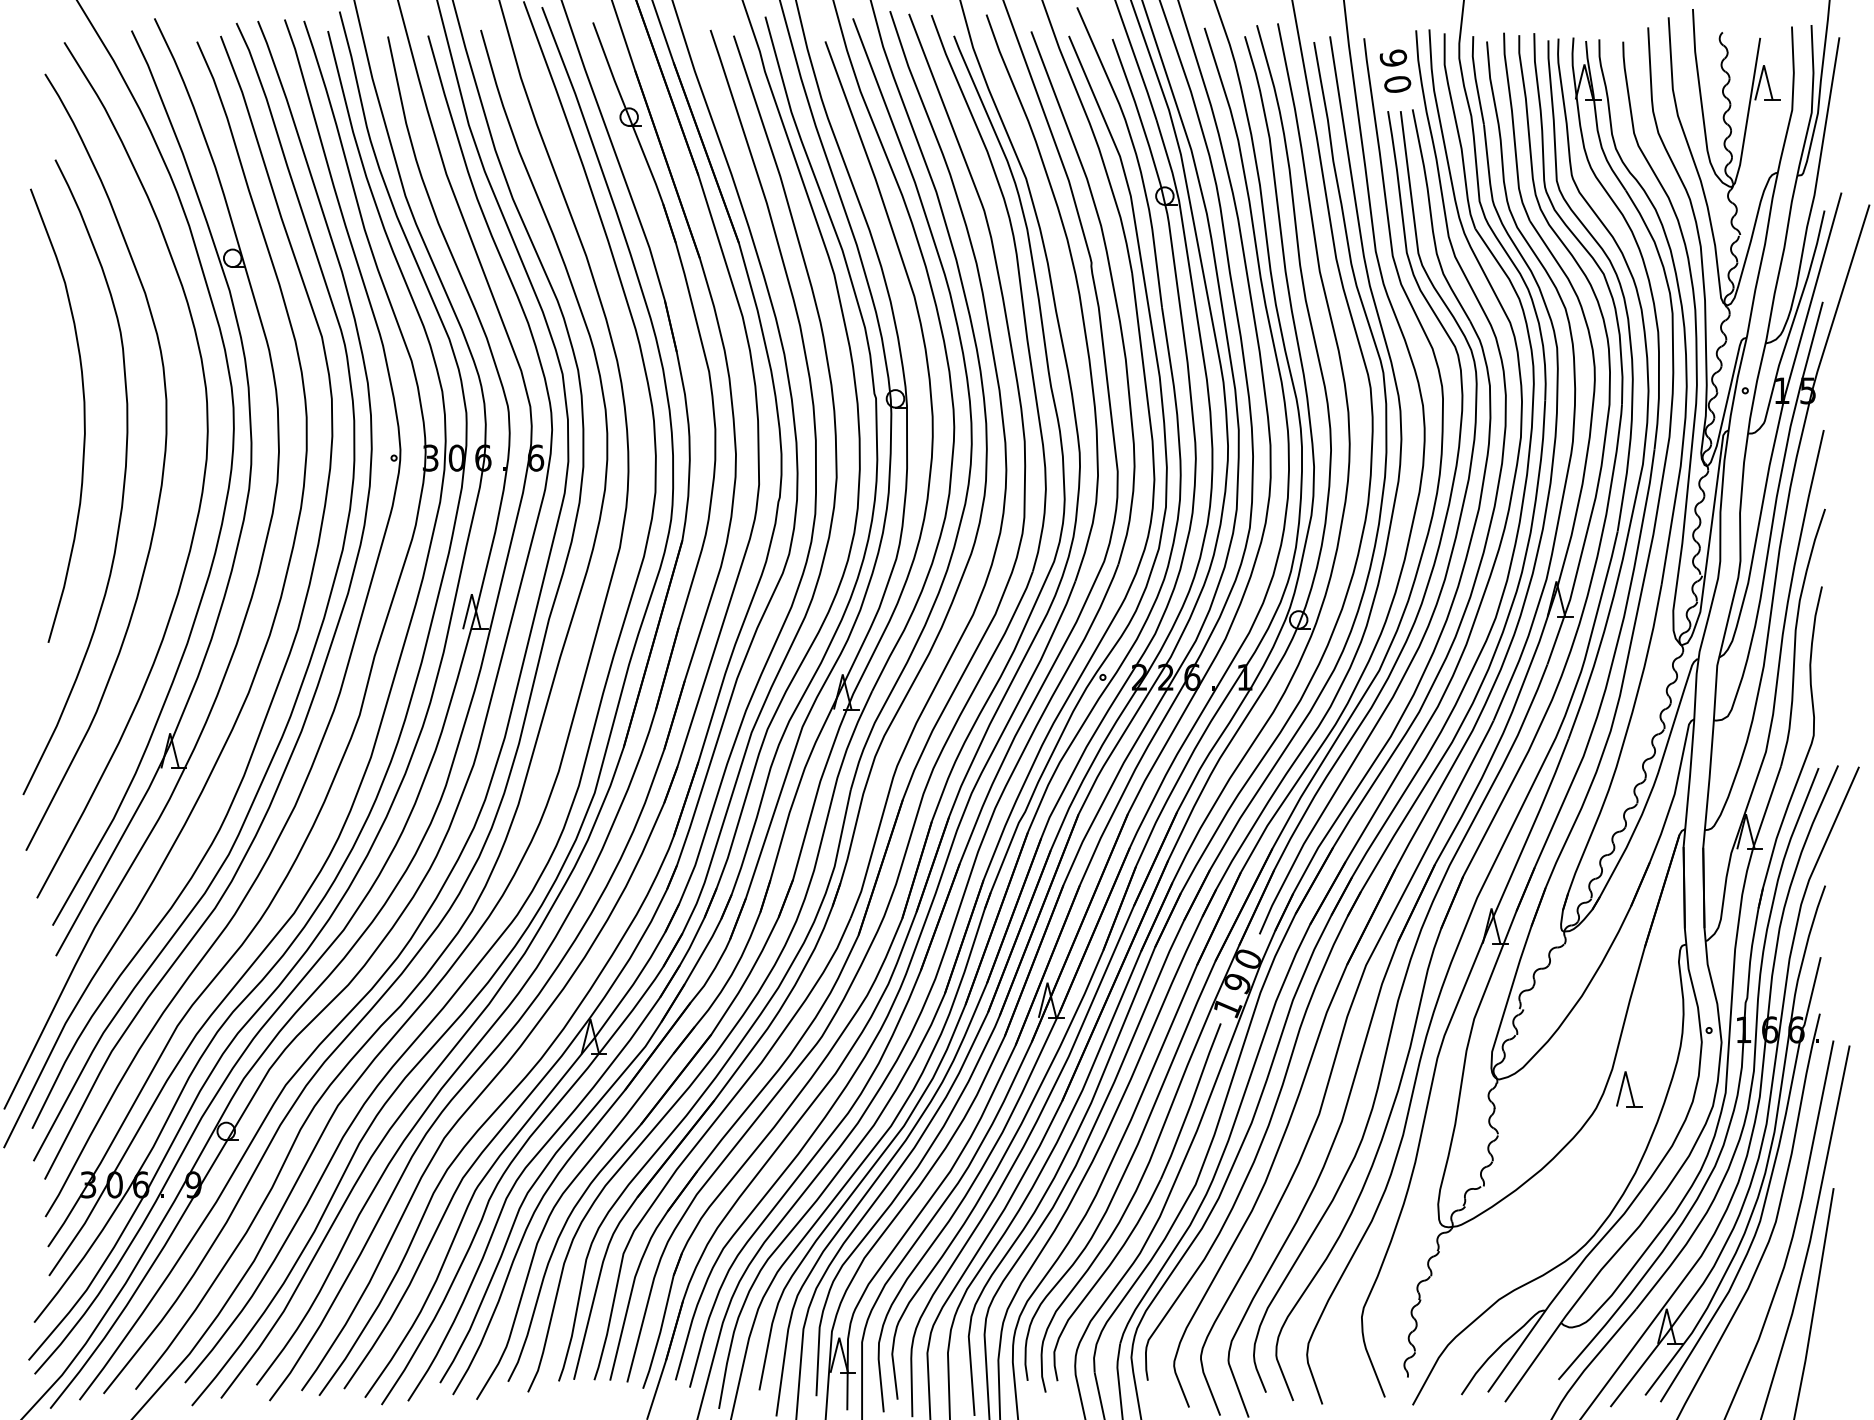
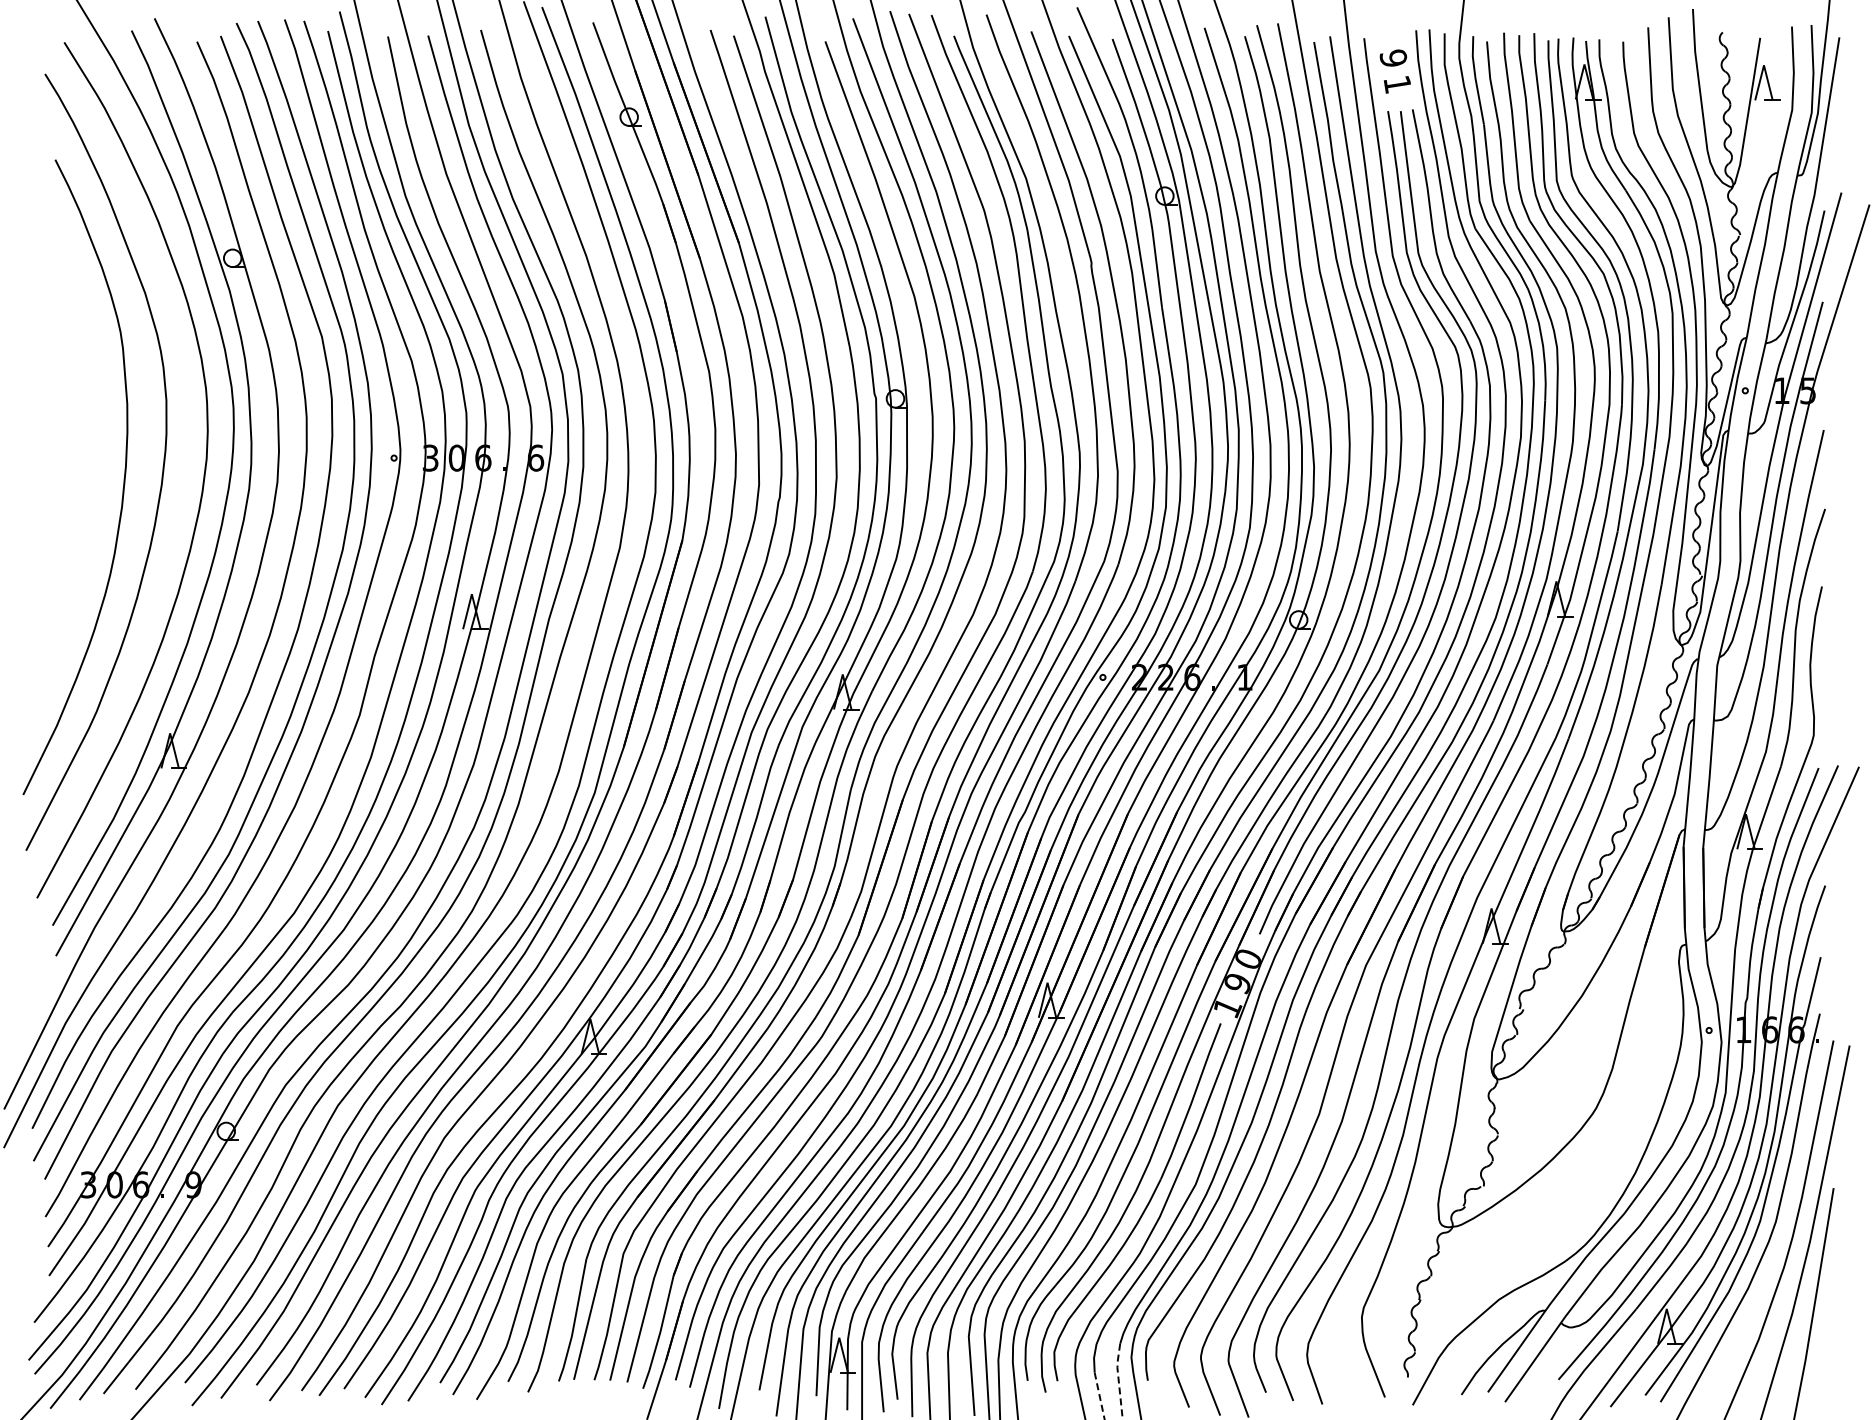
text: 0 -> 1 (1397, 84)
curve: present -> none (83, 415)
part: present -> none (1629, 1089)
line: solid -> dashed (1118, 1380)
line: solid -> dashed (1099, 1395)
